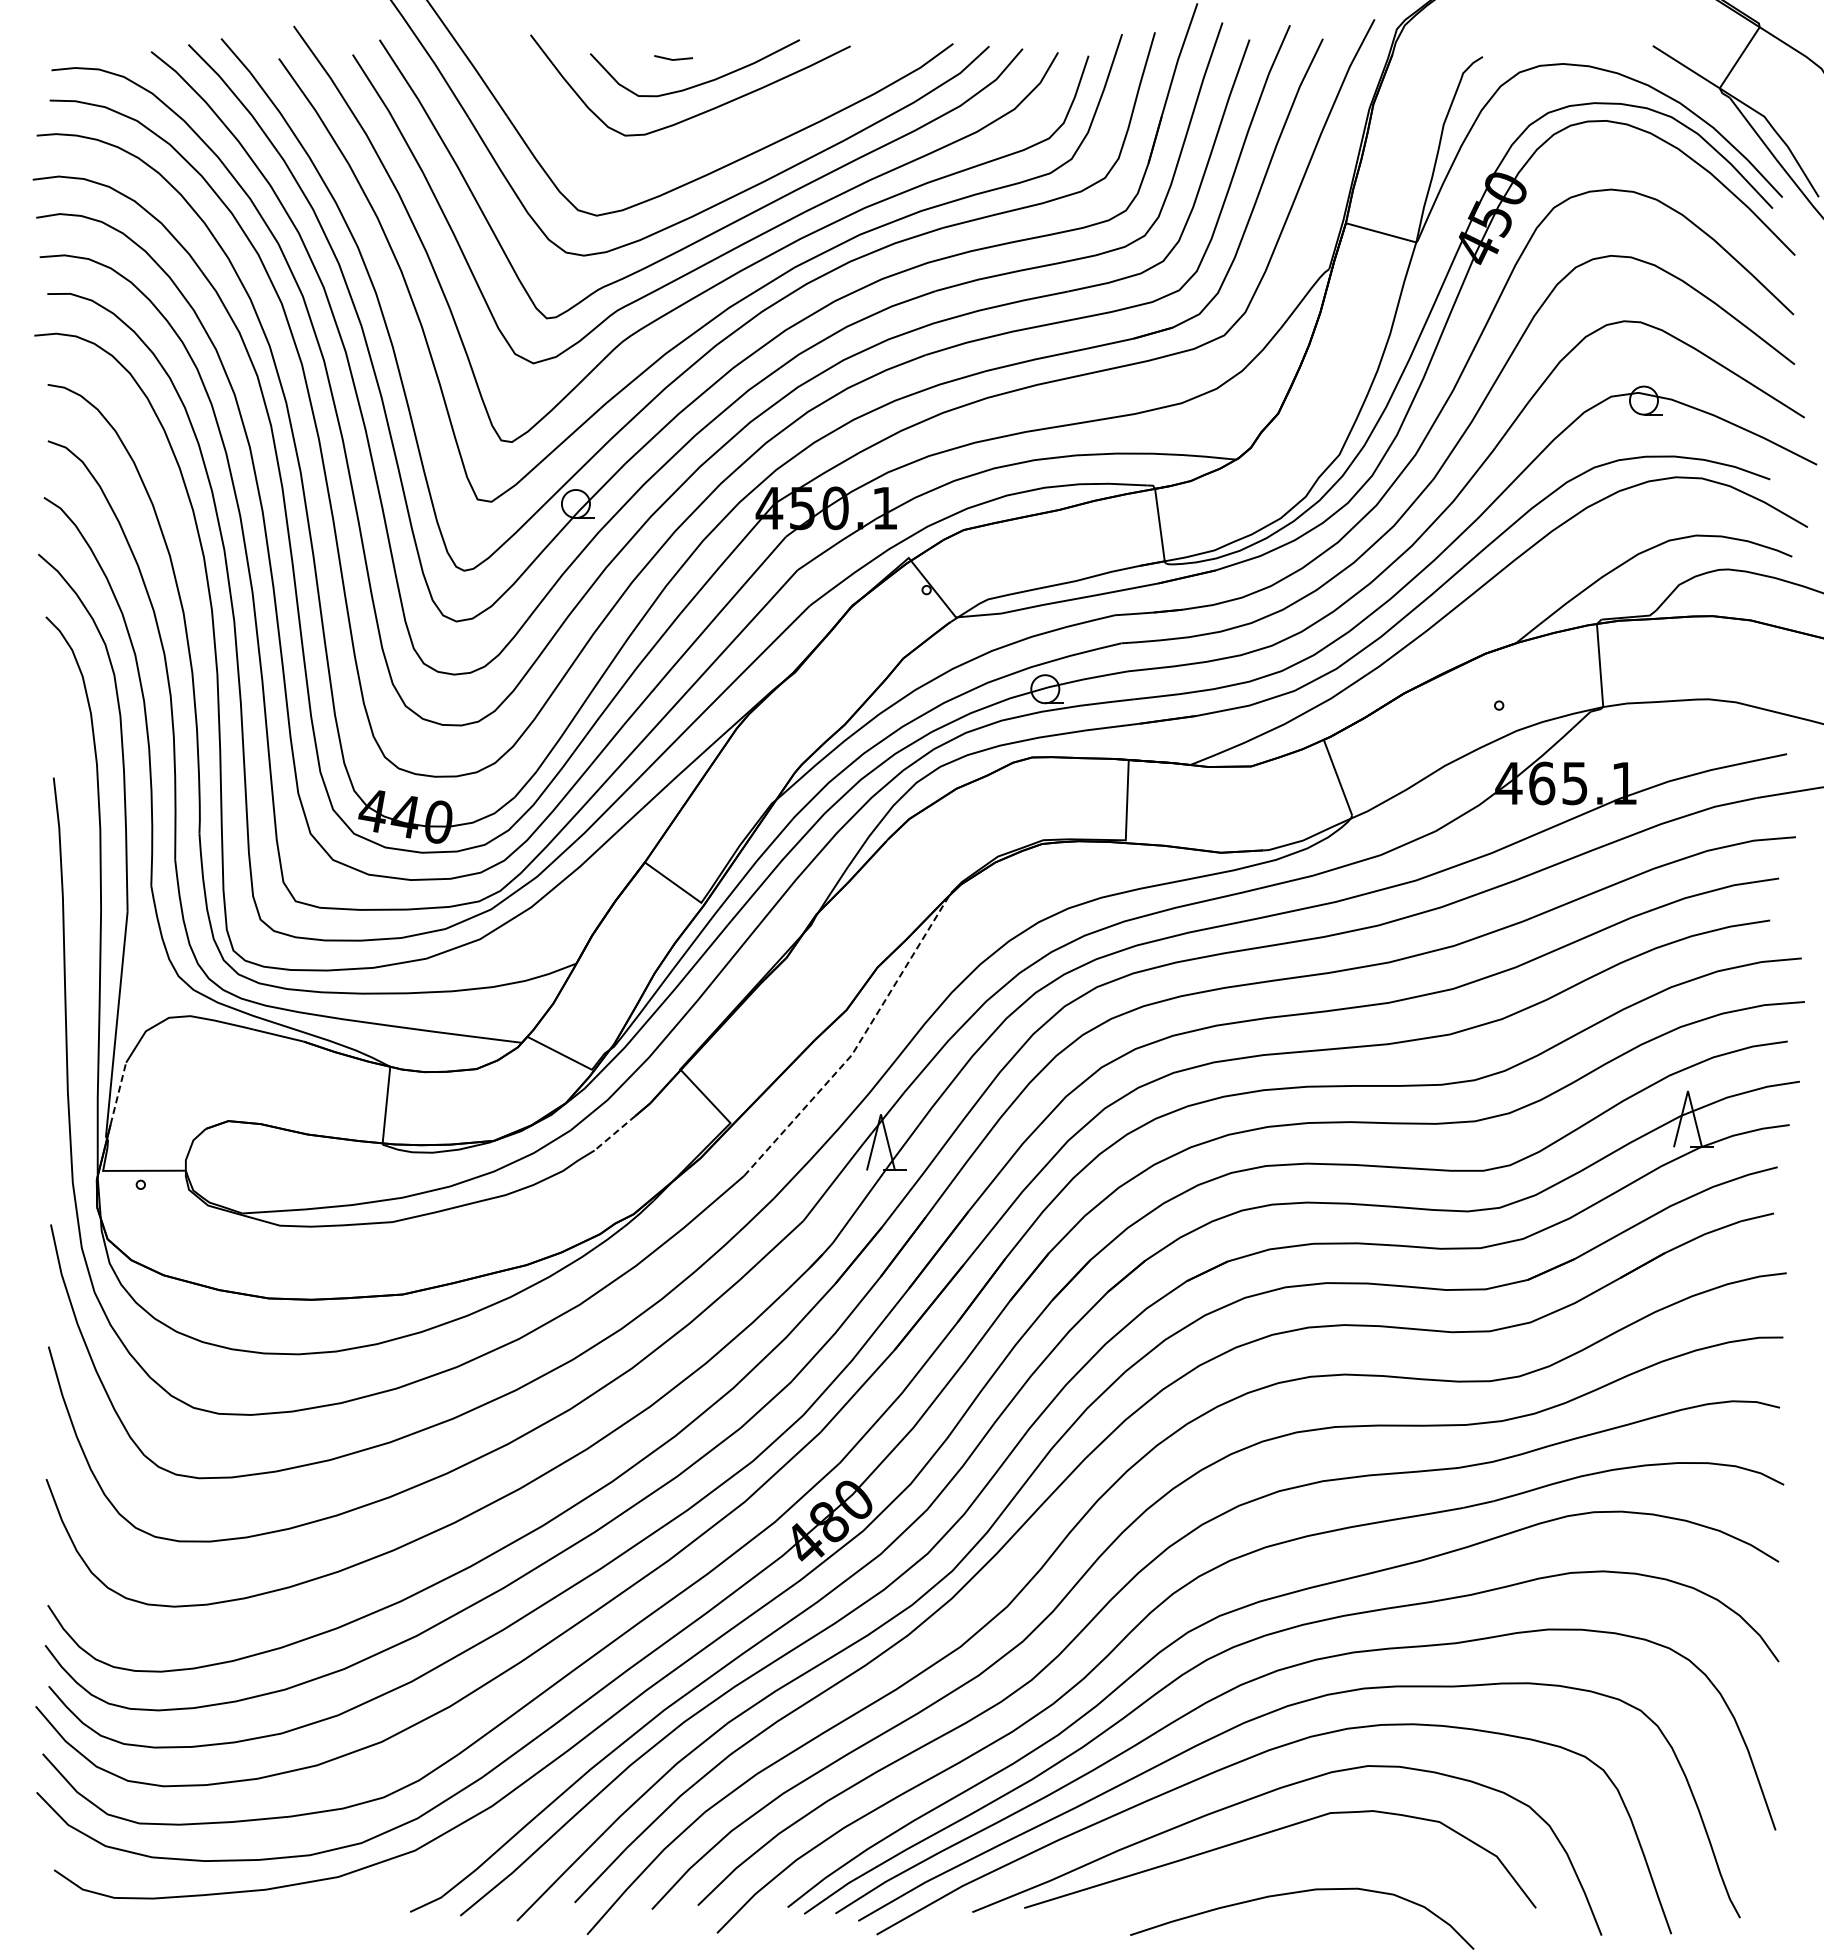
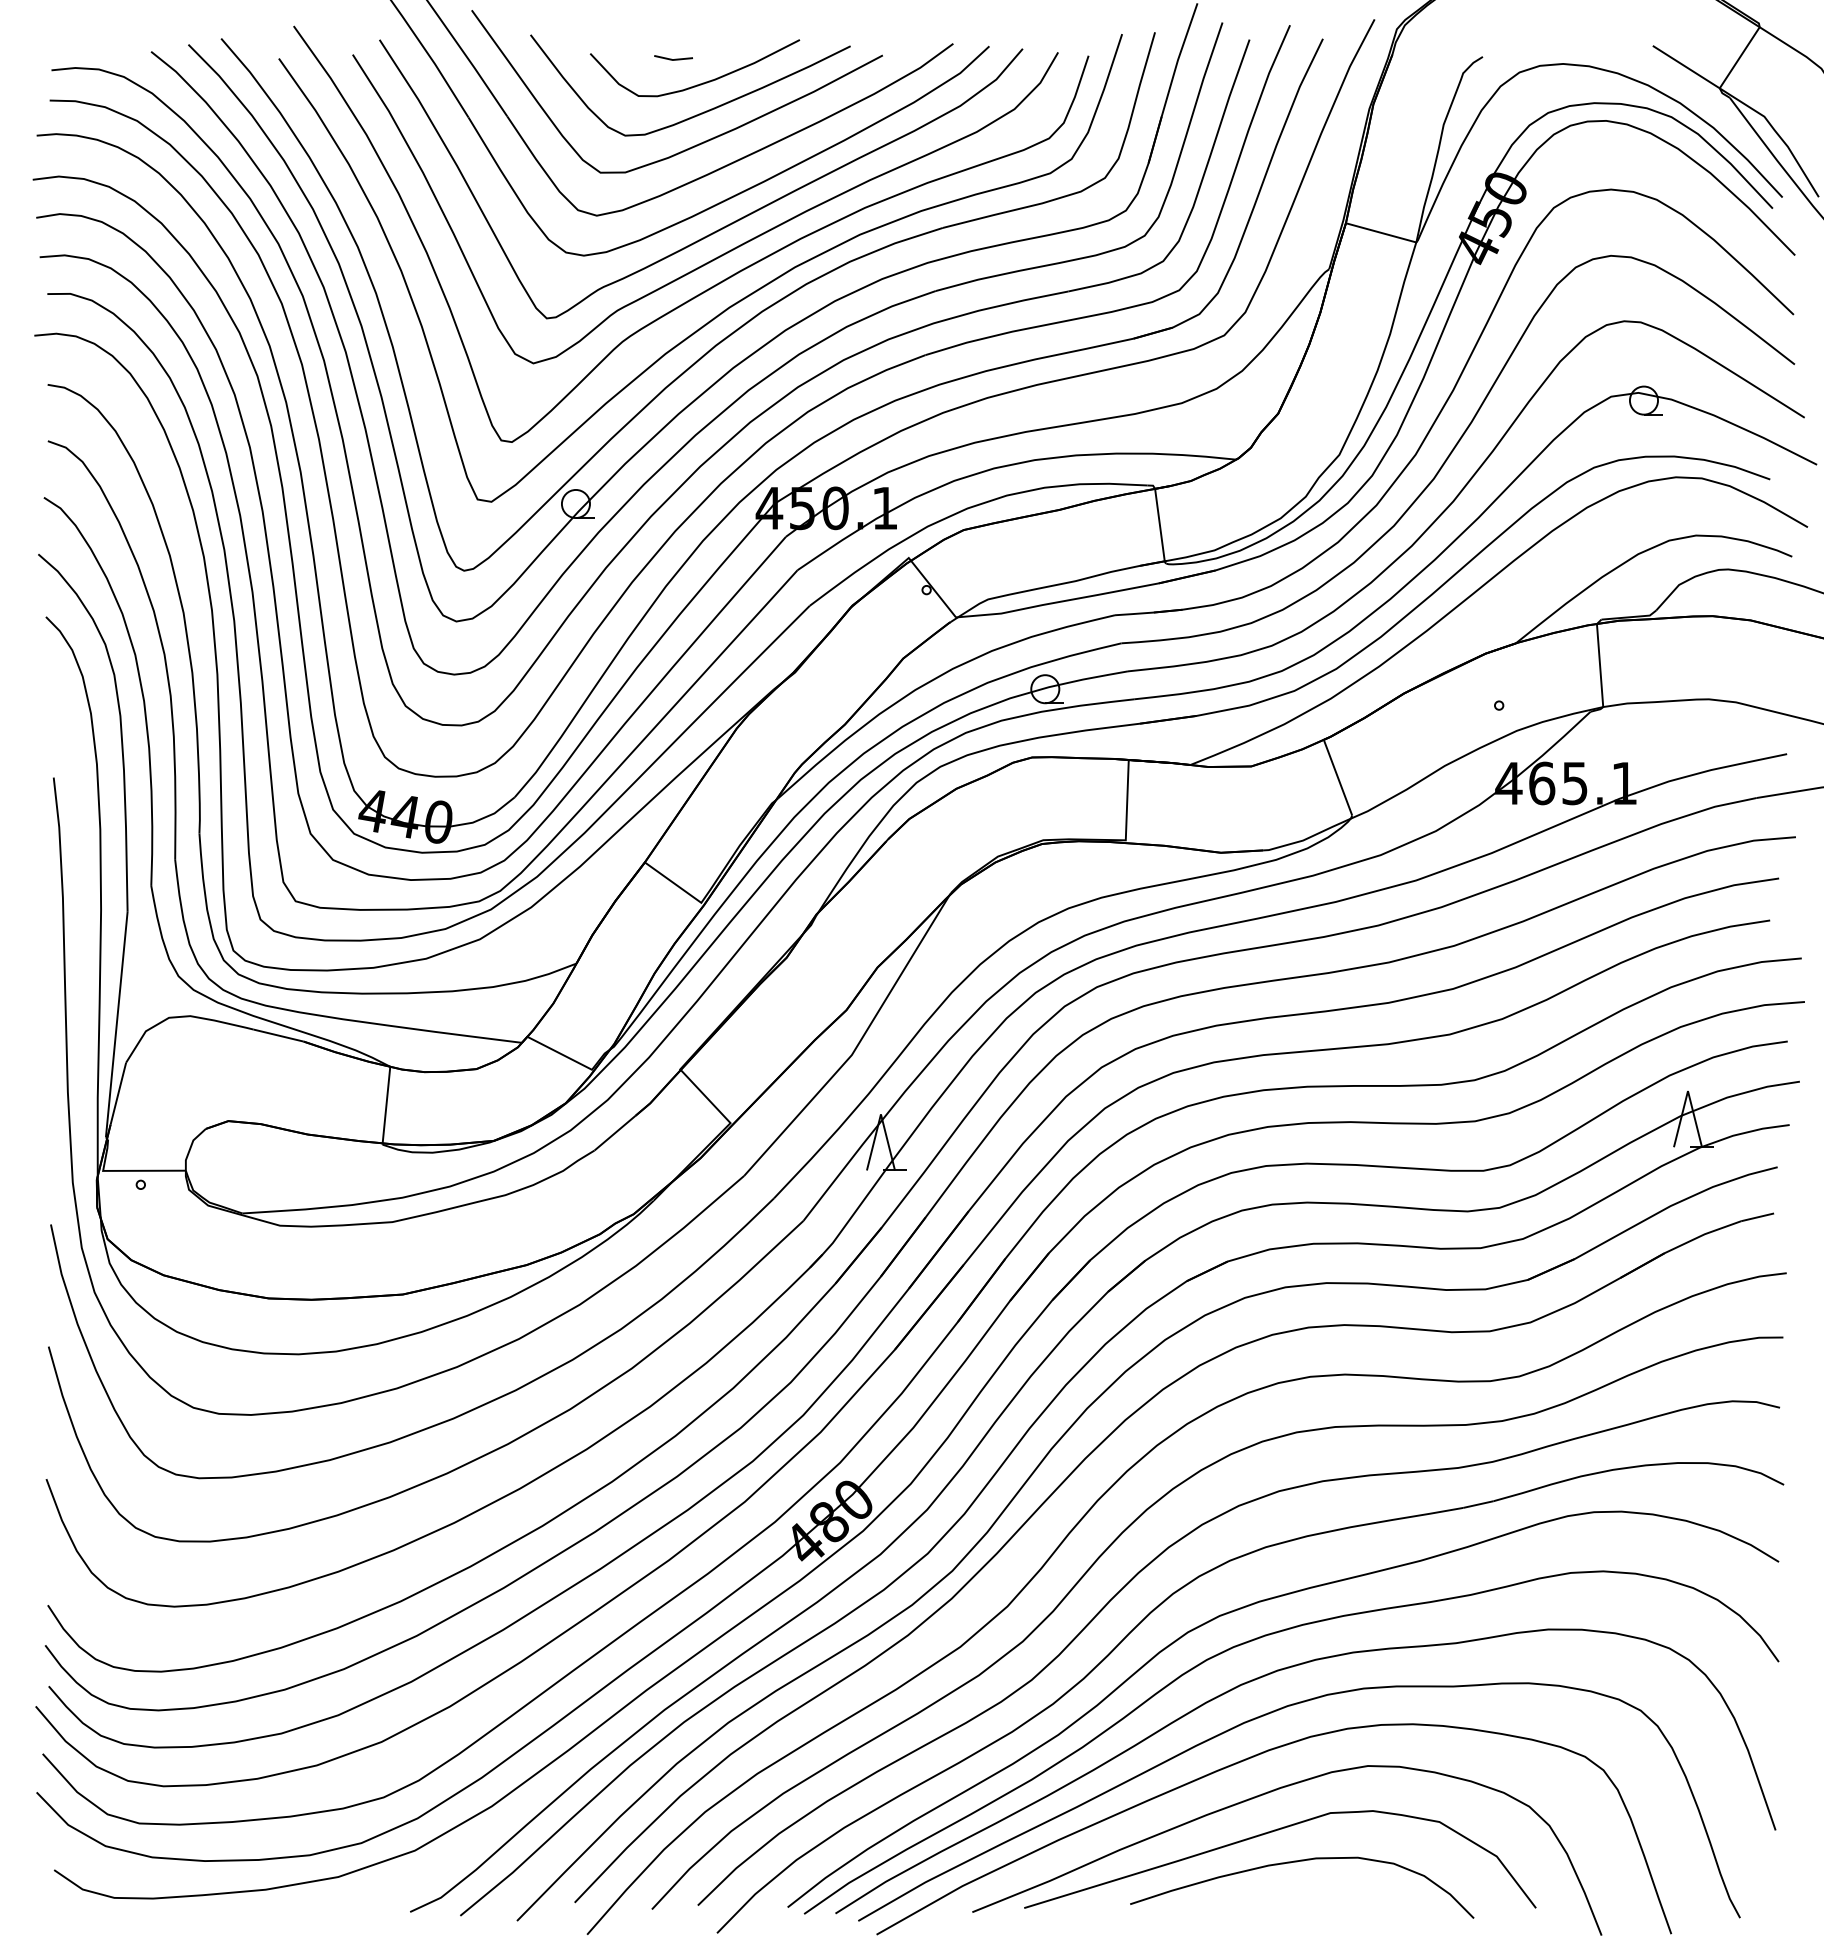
curve: none -> present (698, 143)
line: dashed -> solid (859, 1042)
line: dashed -> solid (118, 1093)
line: dashed -> solid (615, 1133)
curve position: (1297, 1893) -> (1297, 1862) (1297, 1862)
